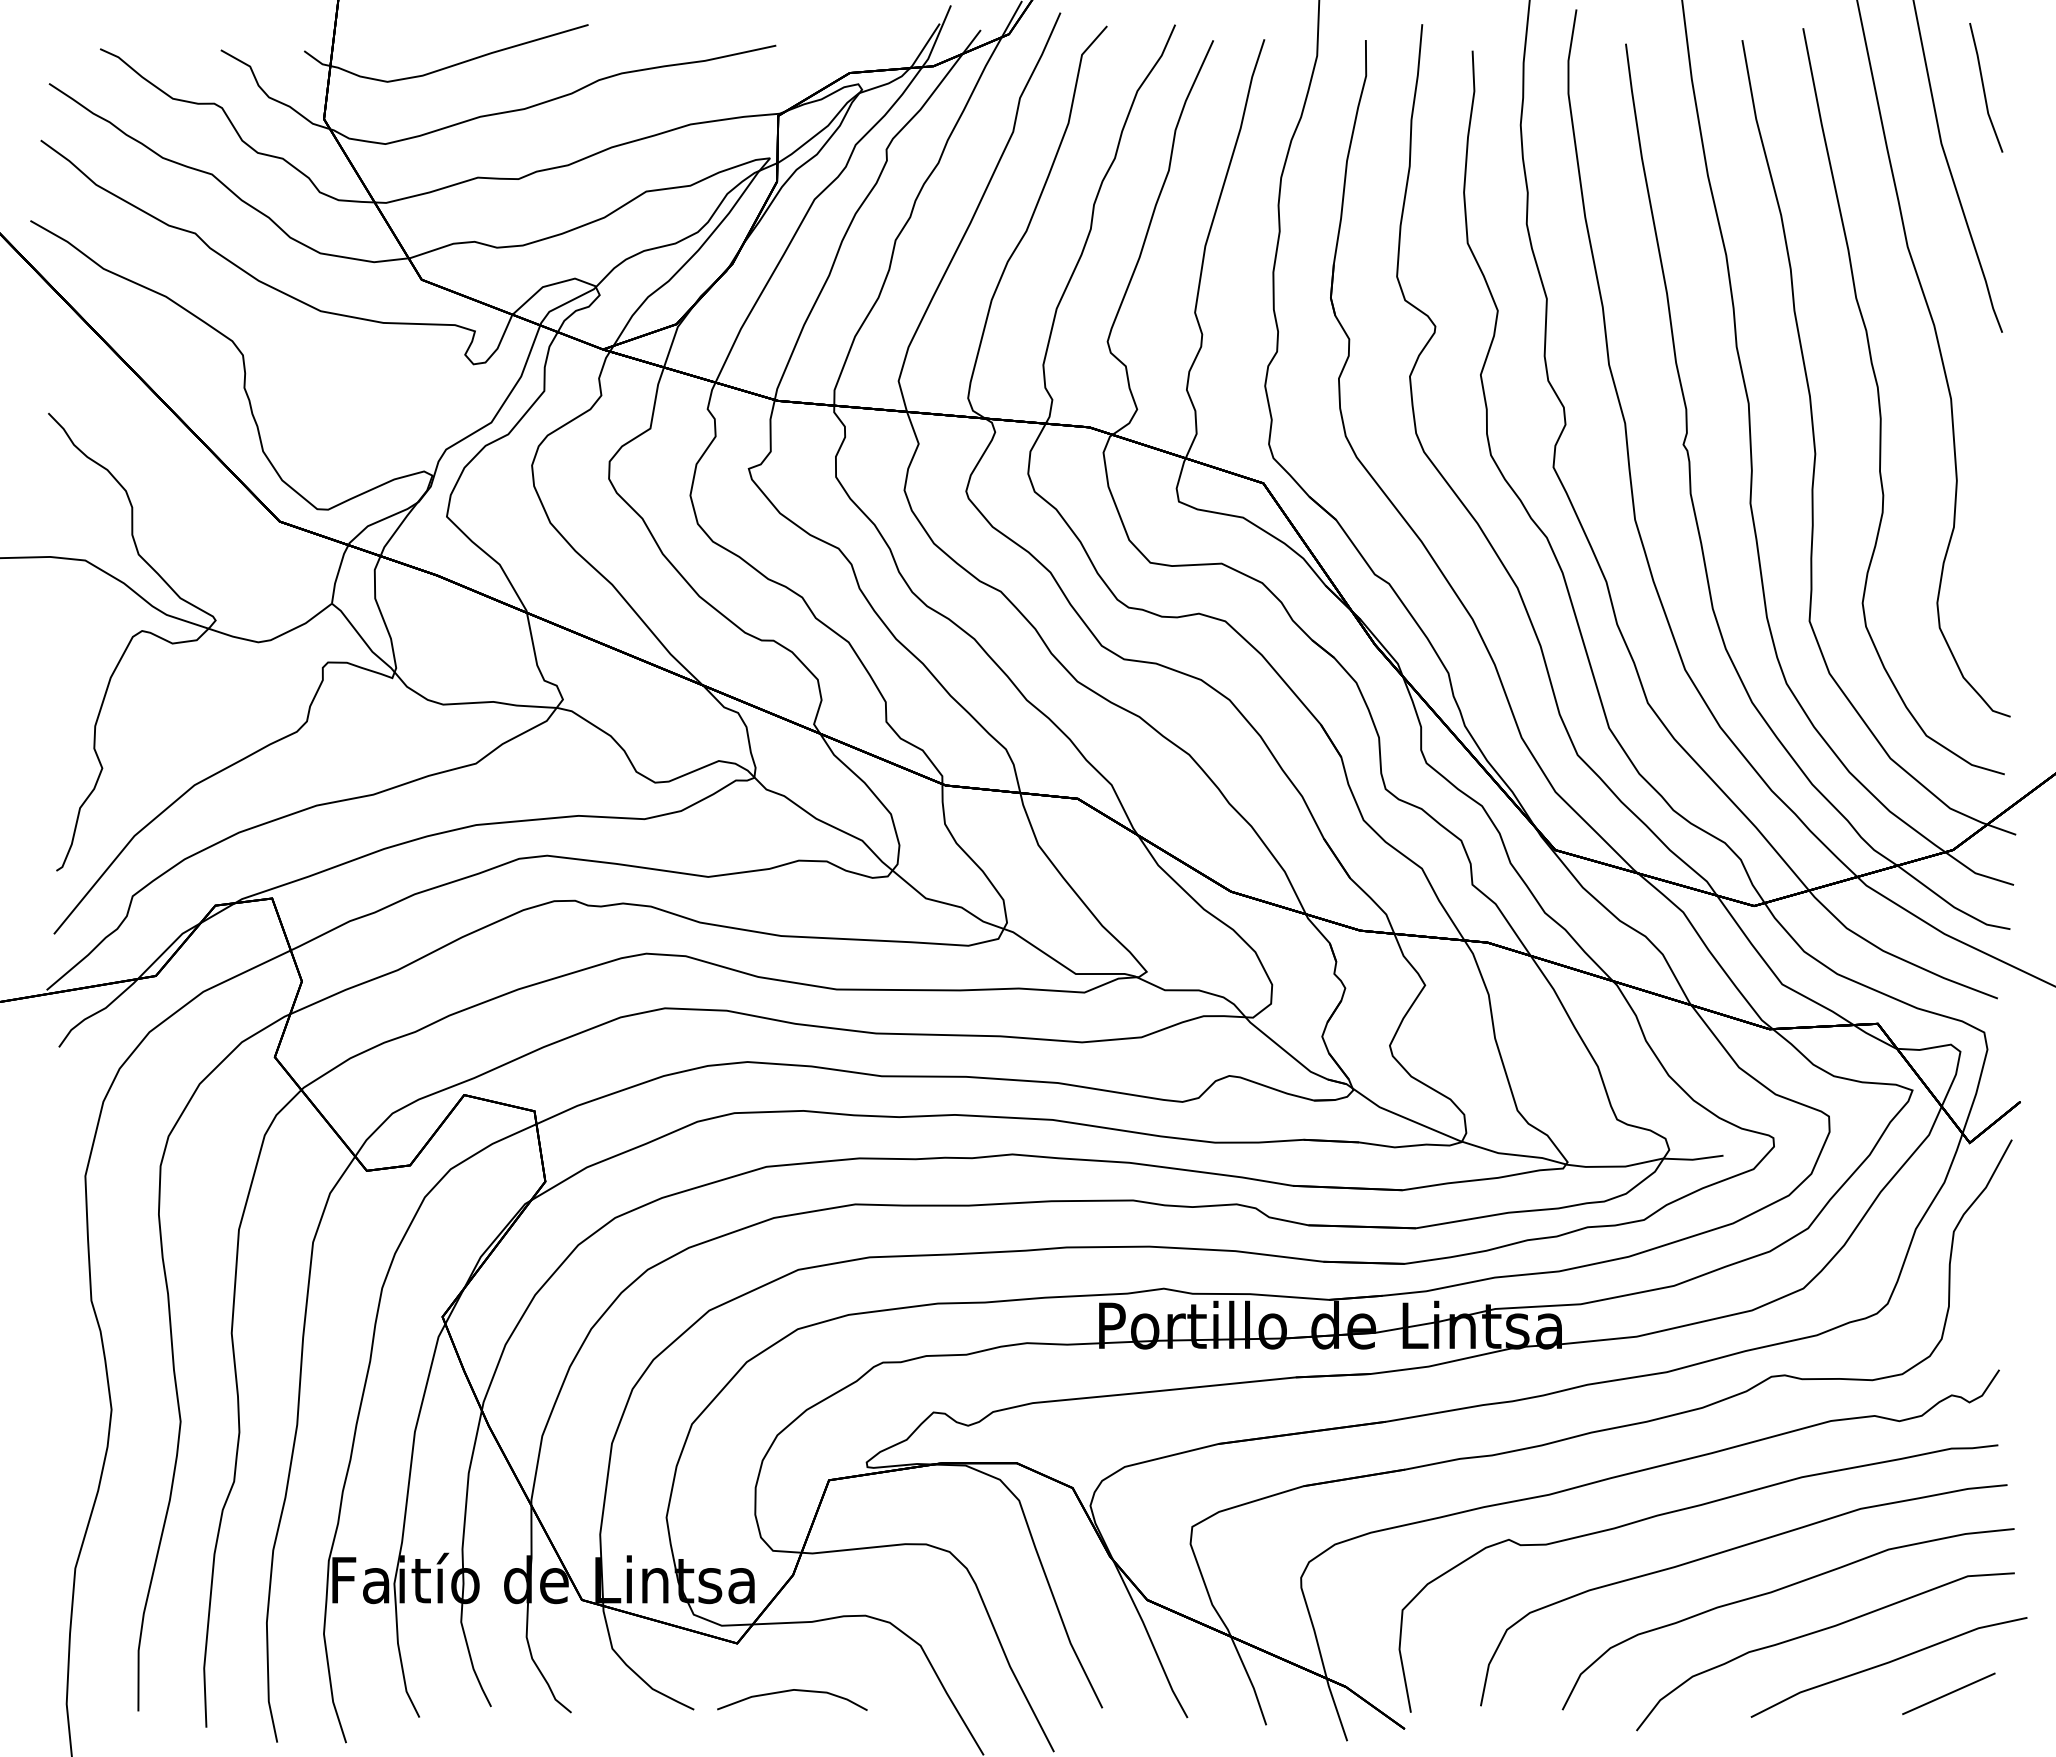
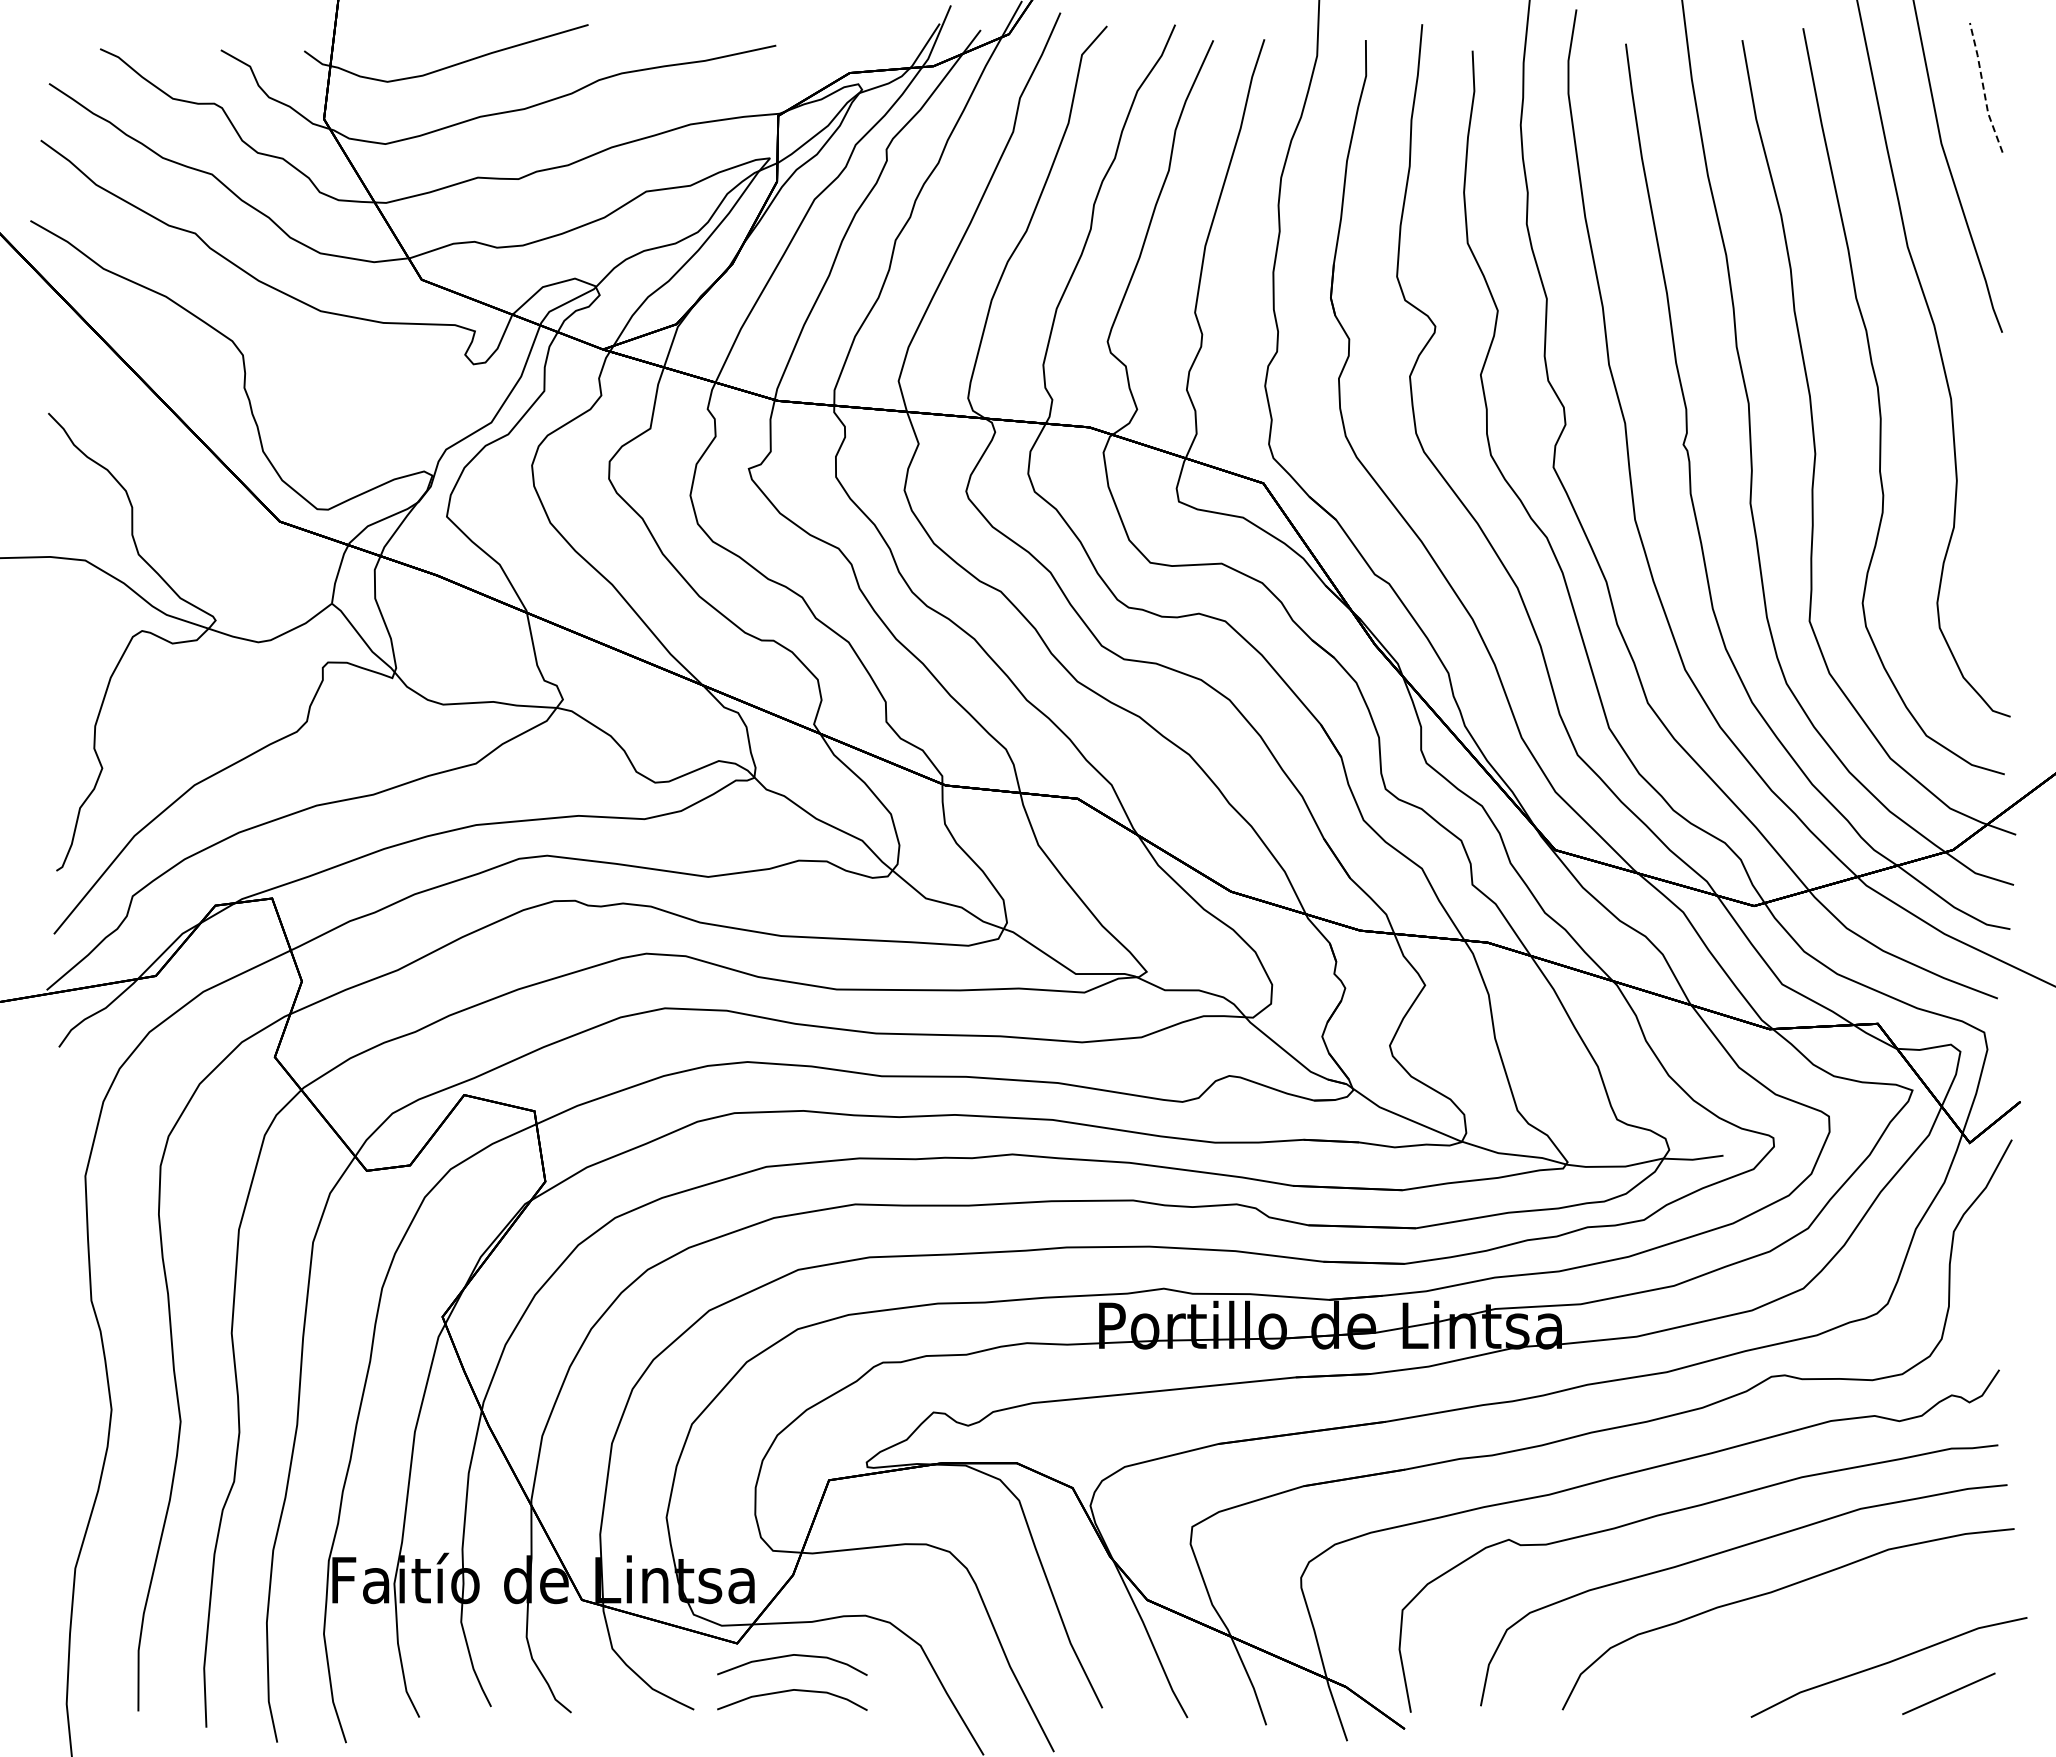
line: solid -> dashed (1983, 88)
curve: present -> none (1818, 1632)
curve: none -> present (791, 1656)
